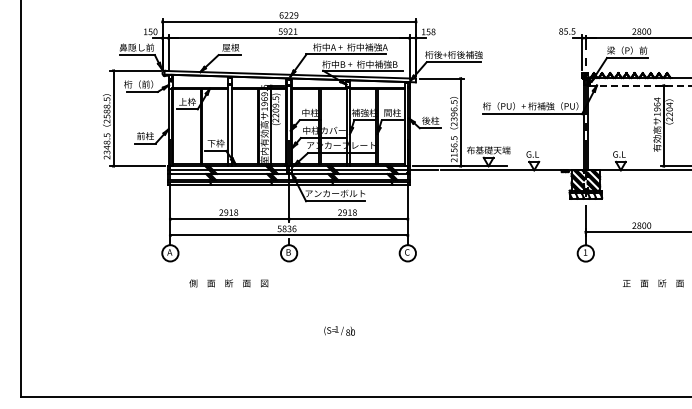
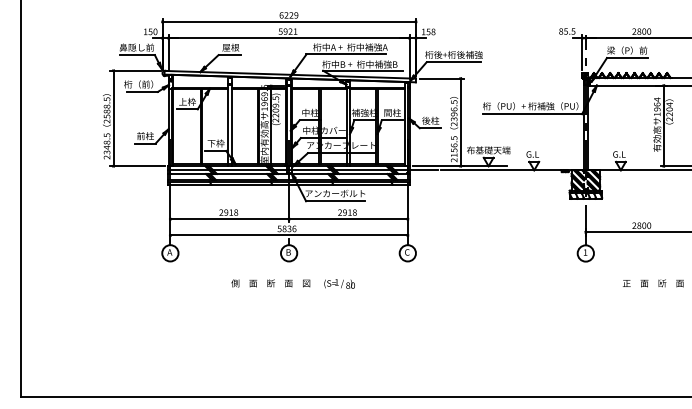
line: dashed -> solid (640, 85)
text position: (228, 283) -> (270, 283) (270, 283)
text position: (339, 330) -> (339, 283) (339, 283)
